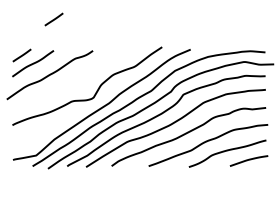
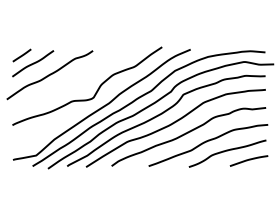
line: present -> none (53, 19)
